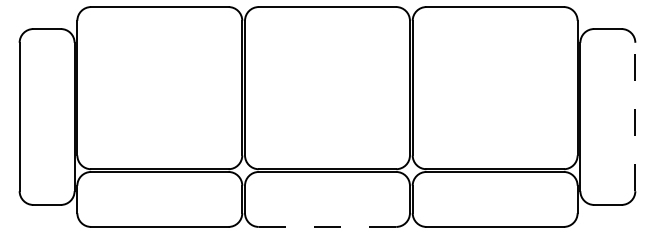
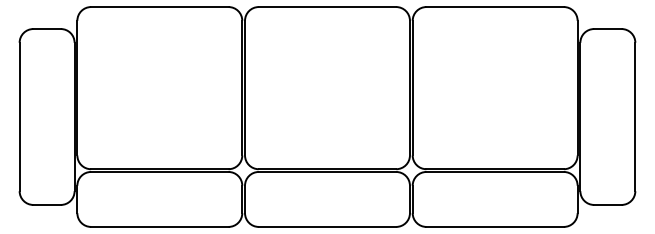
line: dashed -> solid (635, 116)
line: dashed -> solid (327, 226)
